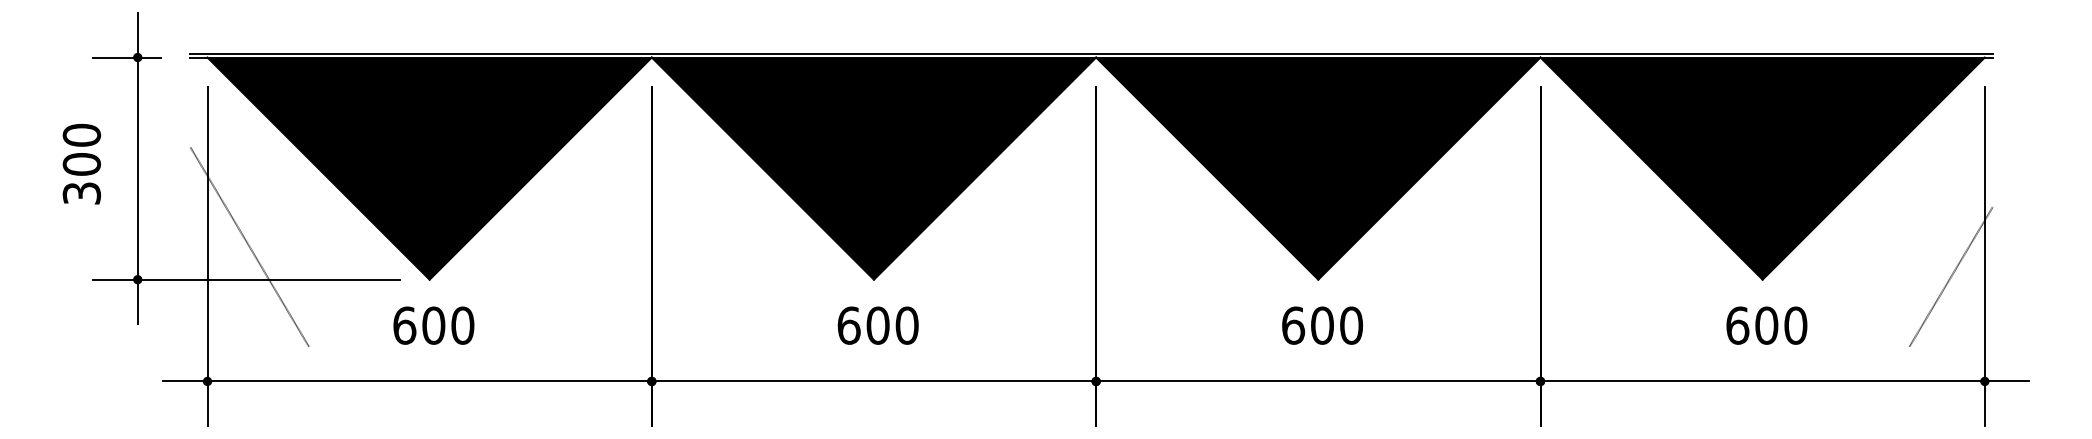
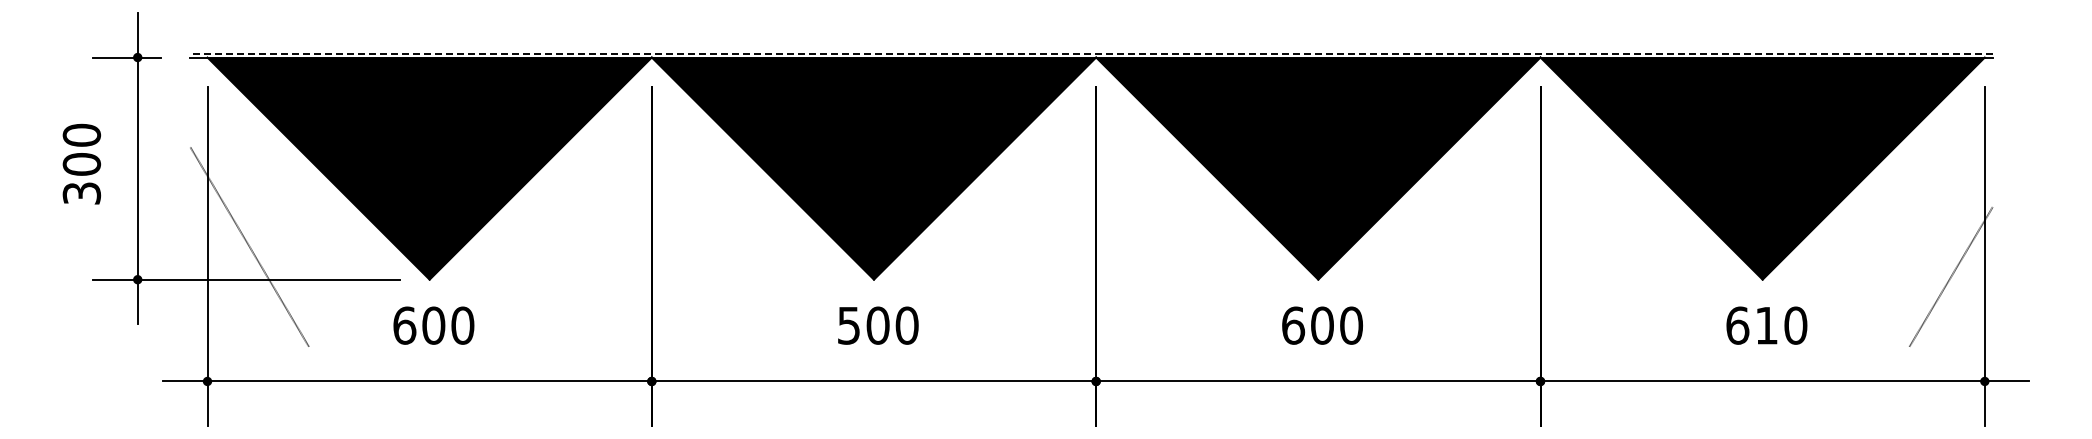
line: solid -> dashed (1091, 53)
text: 600 -> 500 (848, 325)
text: 600 -> 610 (1766, 325)
